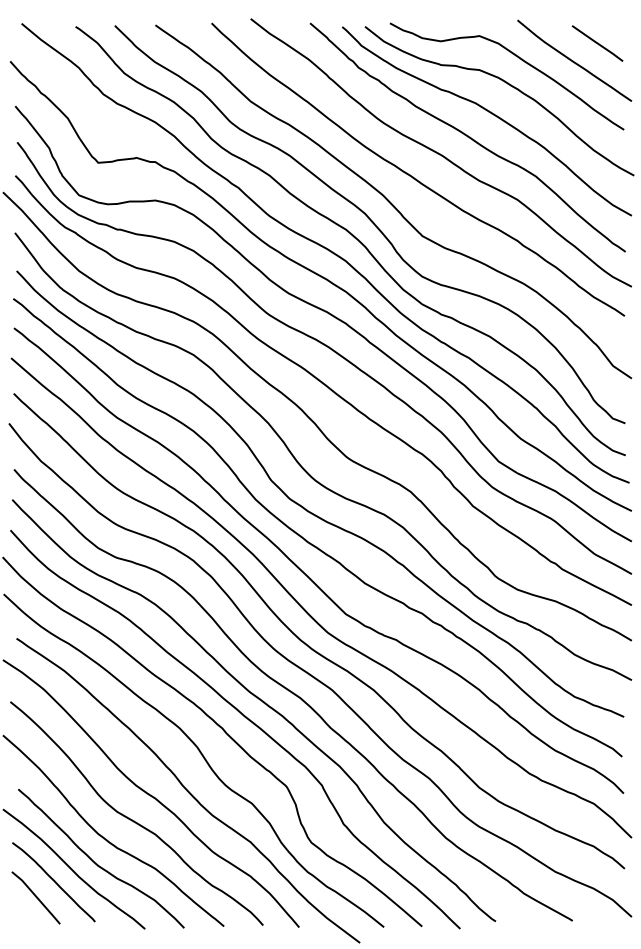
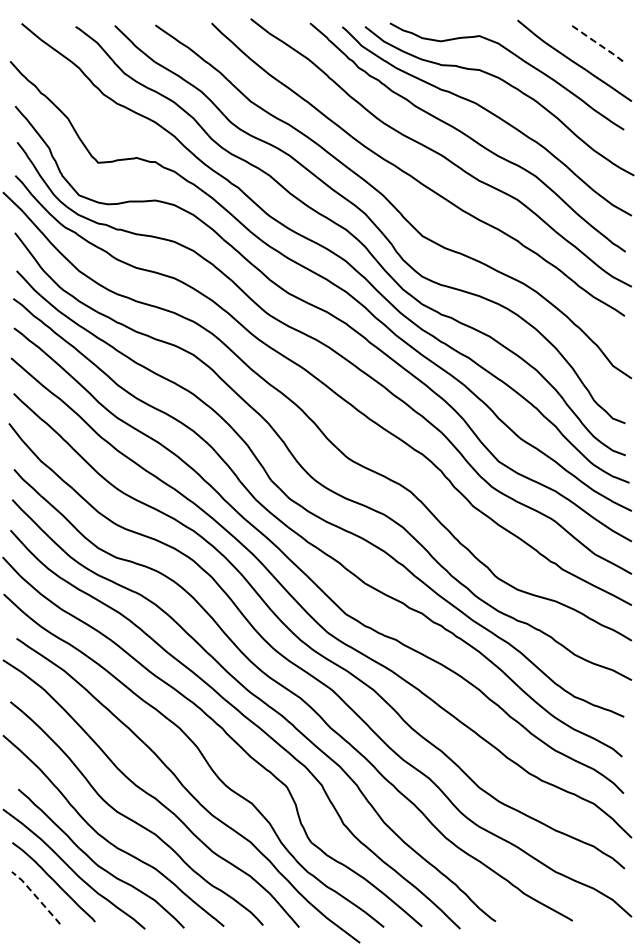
line: solid -> dashed (597, 43)
line: solid -> dashed (36, 896)
